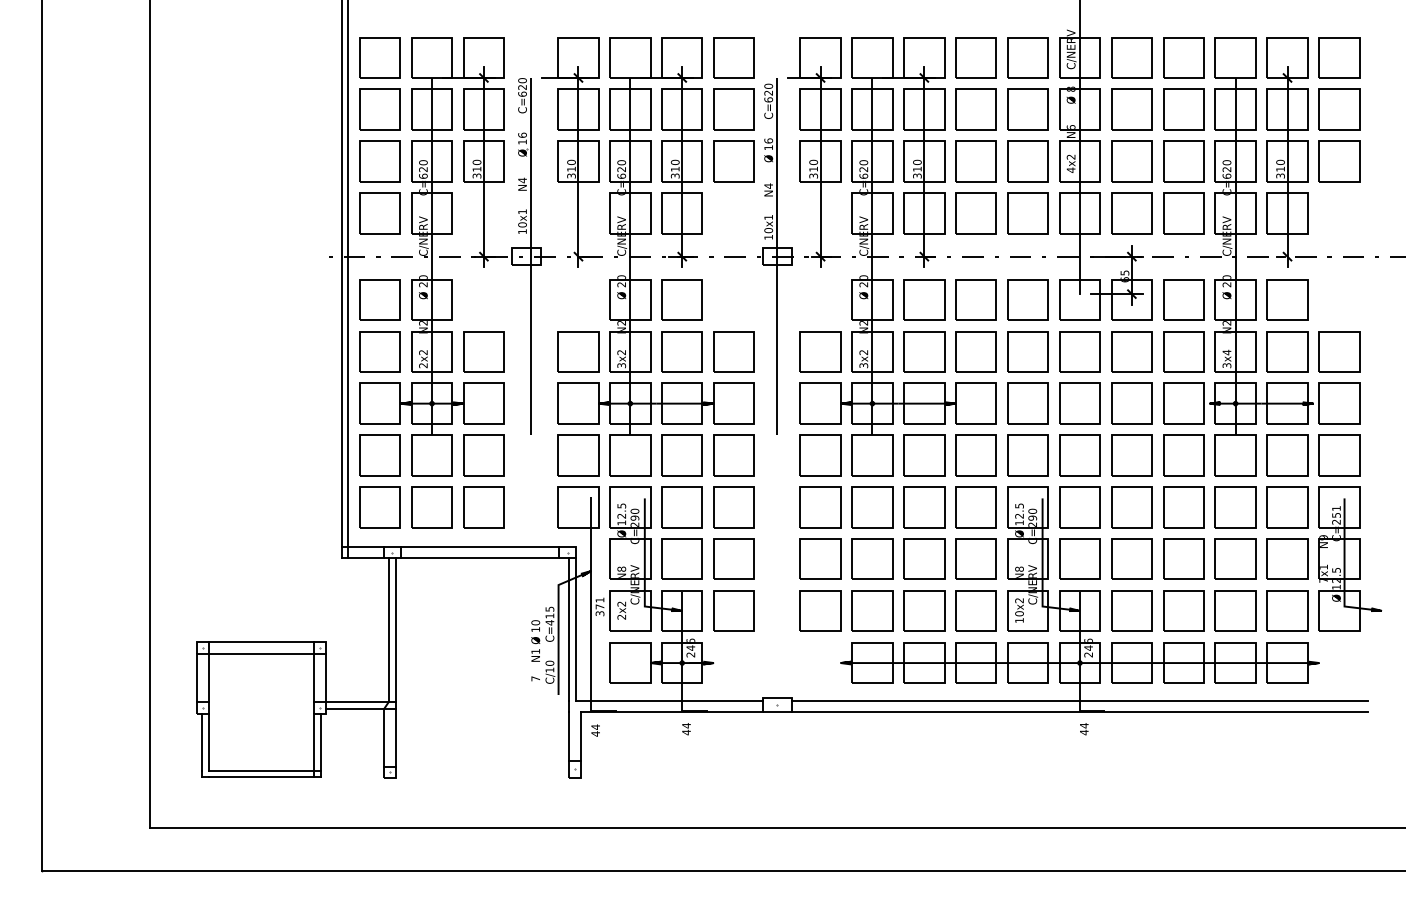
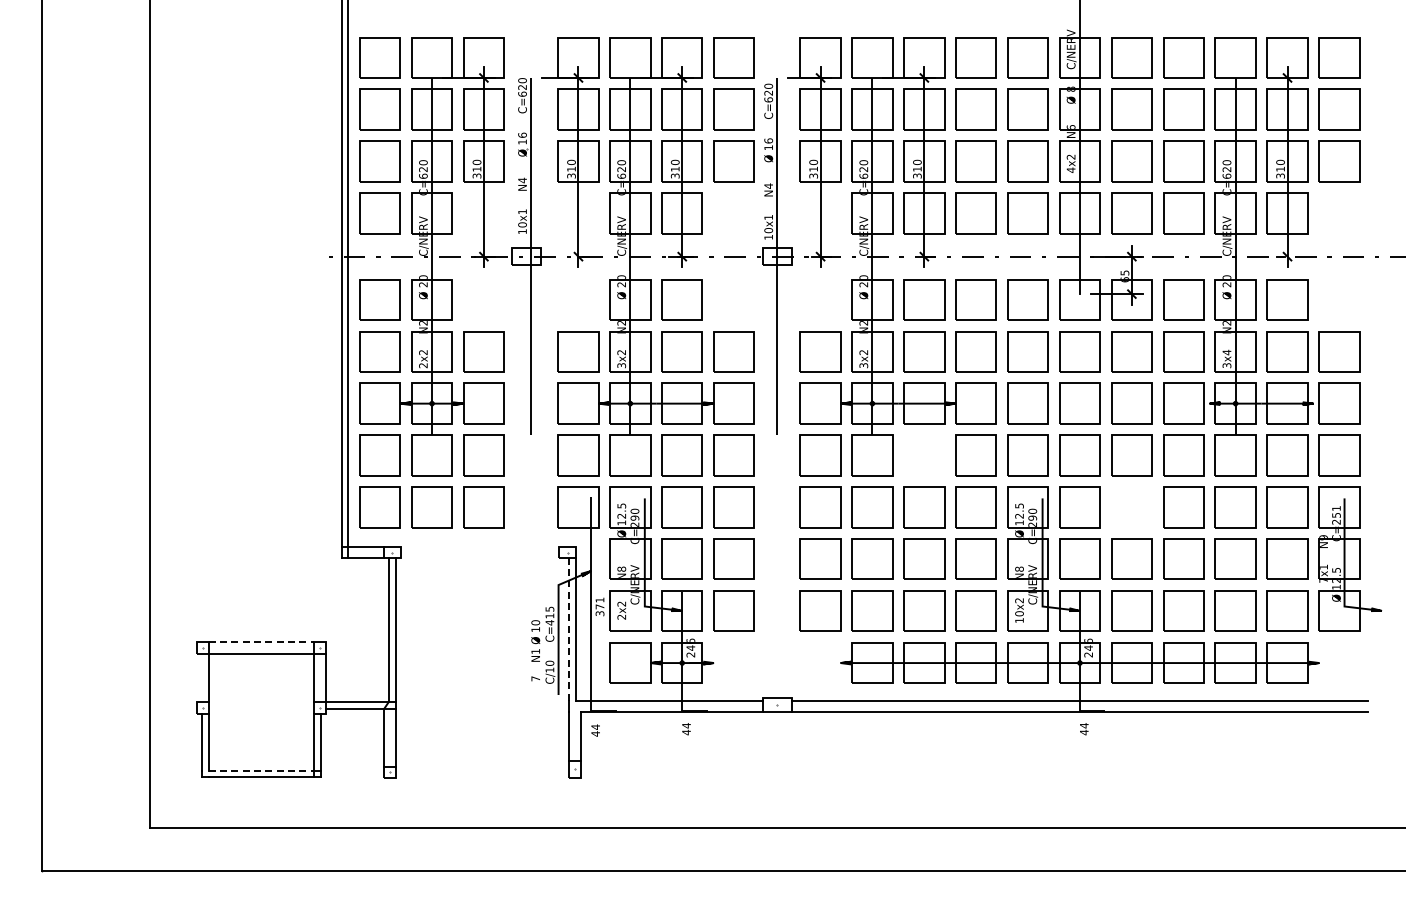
part: present -> none (924, 455)
part: present -> none (1131, 507)
line: present -> none (479, 546)
line: present -> none (479, 558)
line: solid -> dashed (569, 628)
line: solid -> dashed (261, 642)
line: present -> none (197, 677)
line: solid -> dashed (261, 770)
